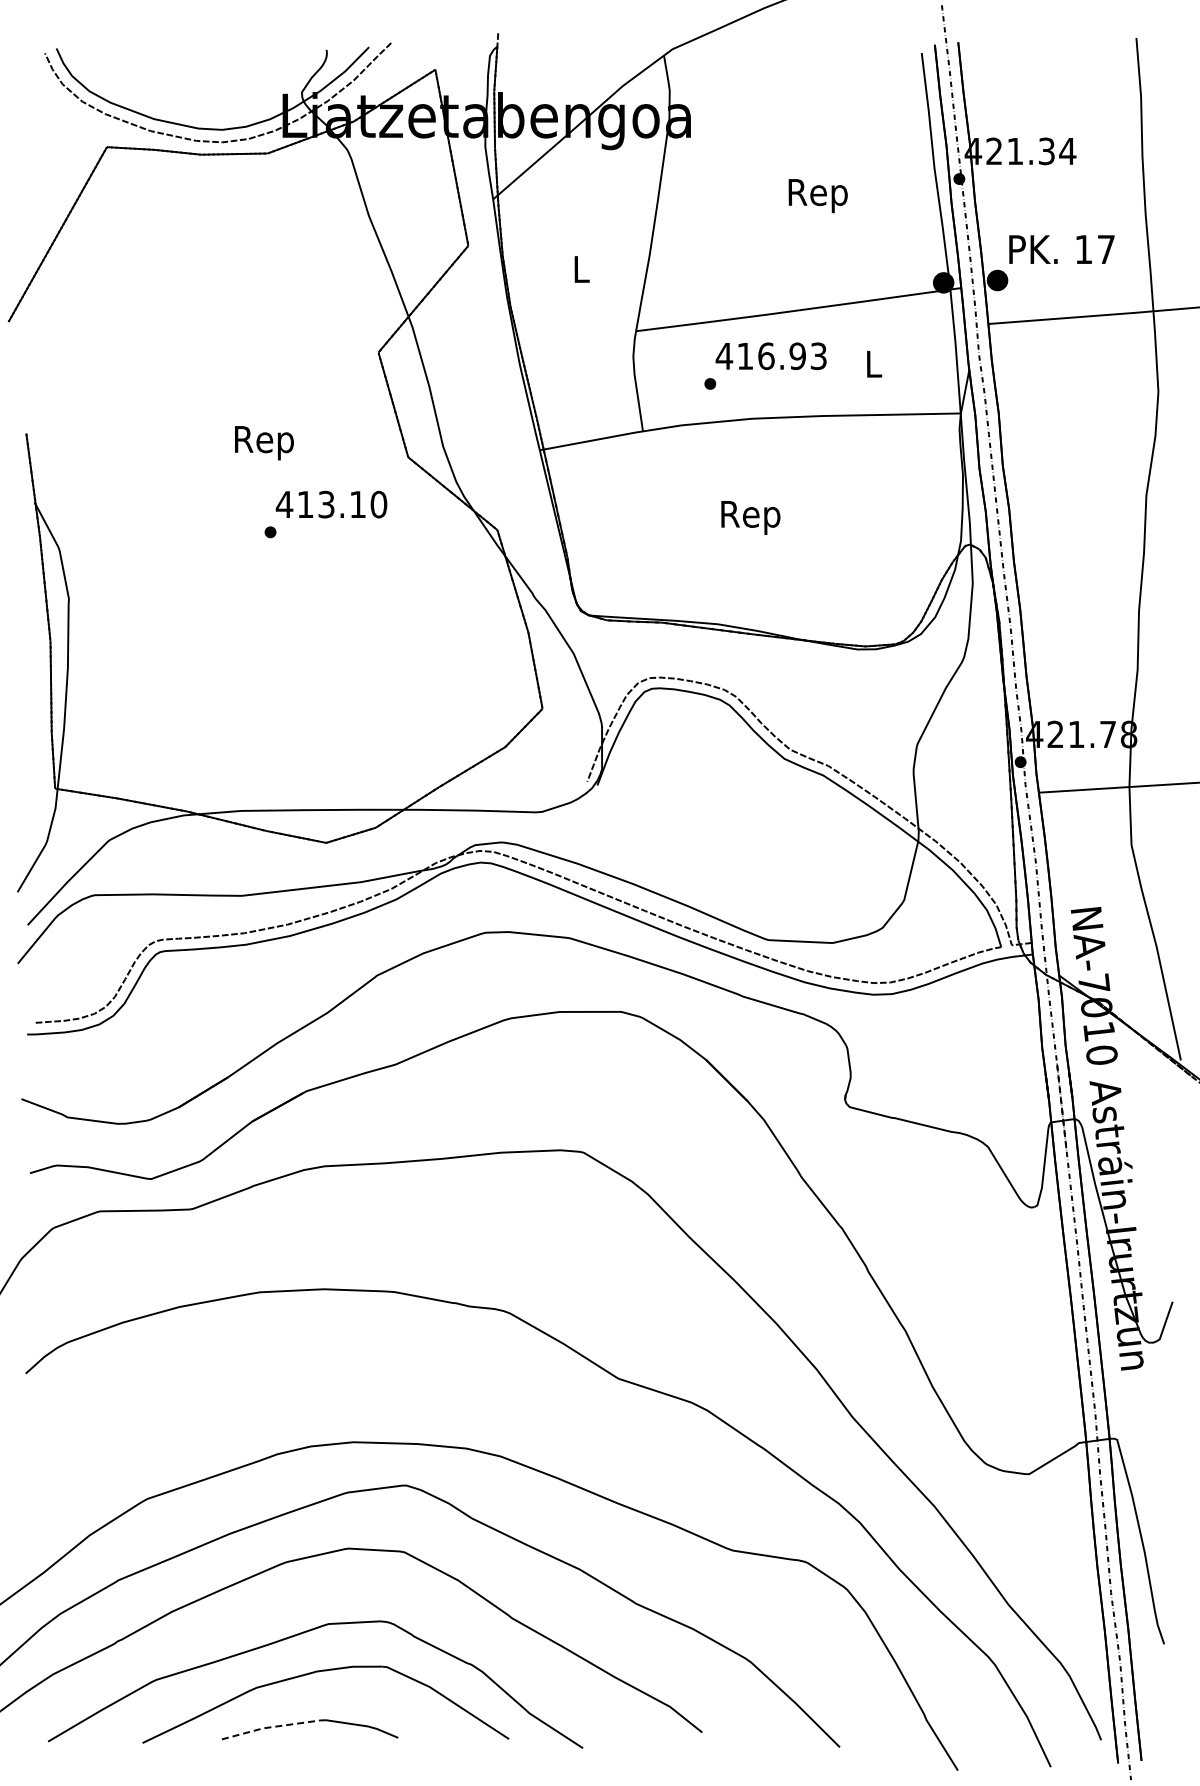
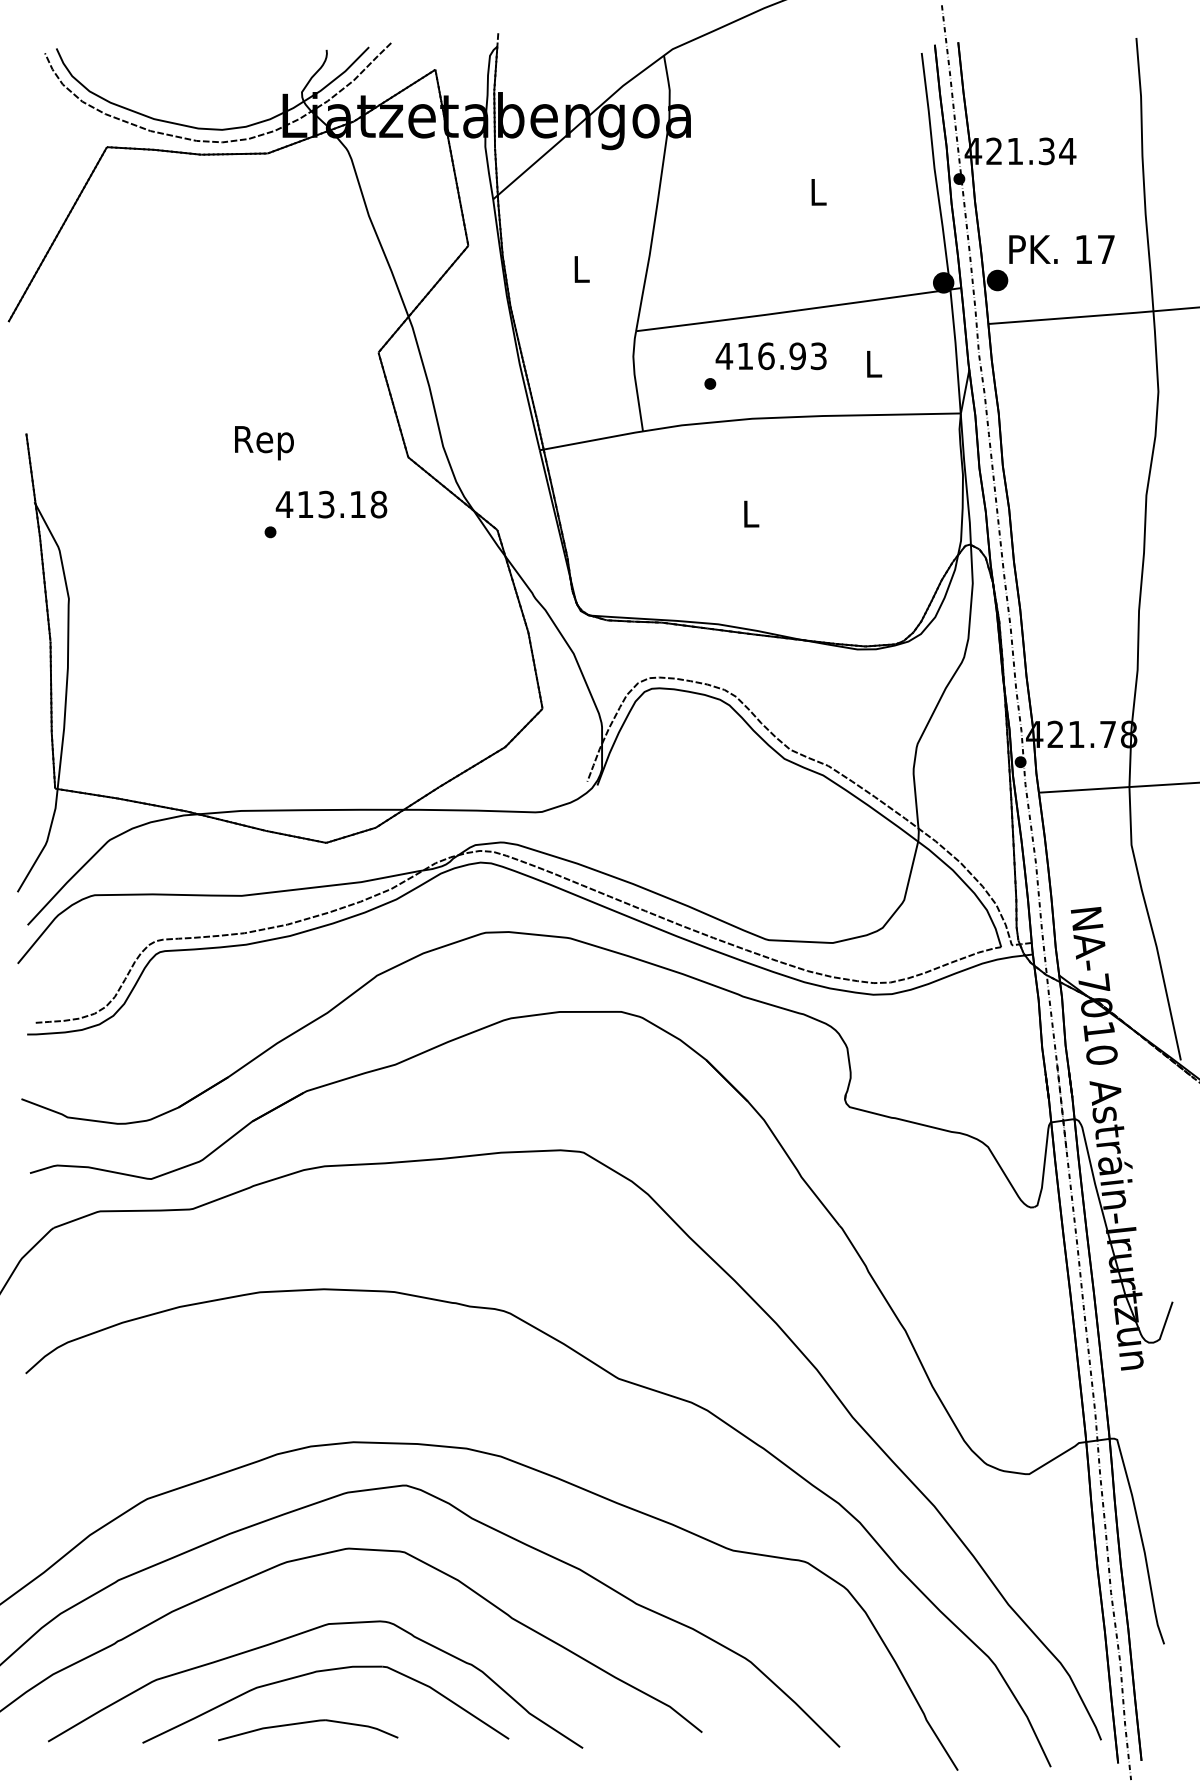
text: Rep -> L (817, 196)
text: 413.10 -> 413.18 (378, 504)
text: Rep -> L (750, 517)
line: dashed -> solid (270, 1727)
